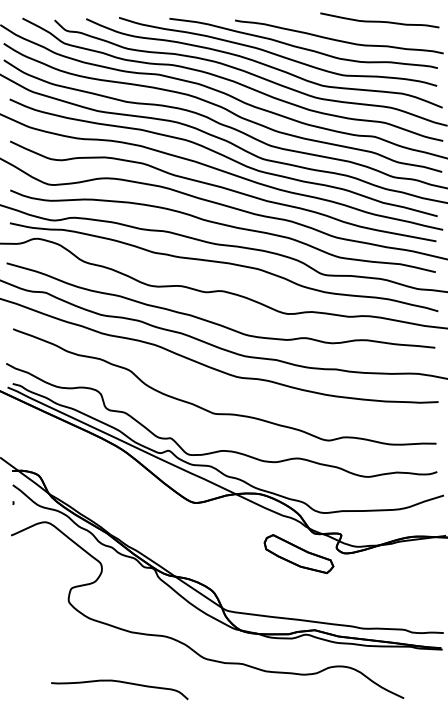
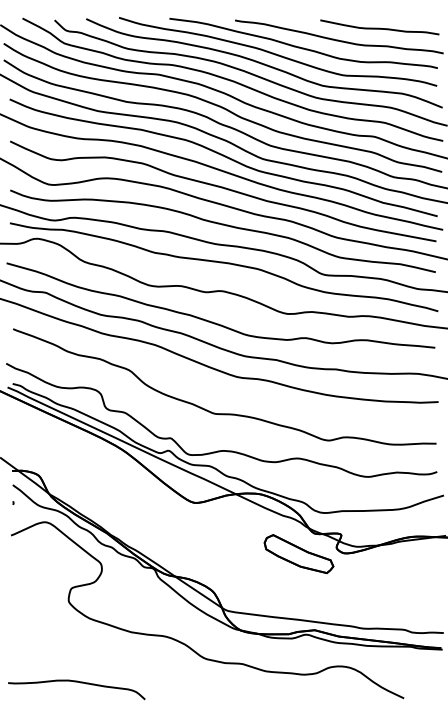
curve position: (379, 20) -> (379, 27) (379, 27)
curve position: (119, 682) -> (76, 682) (76, 682)
